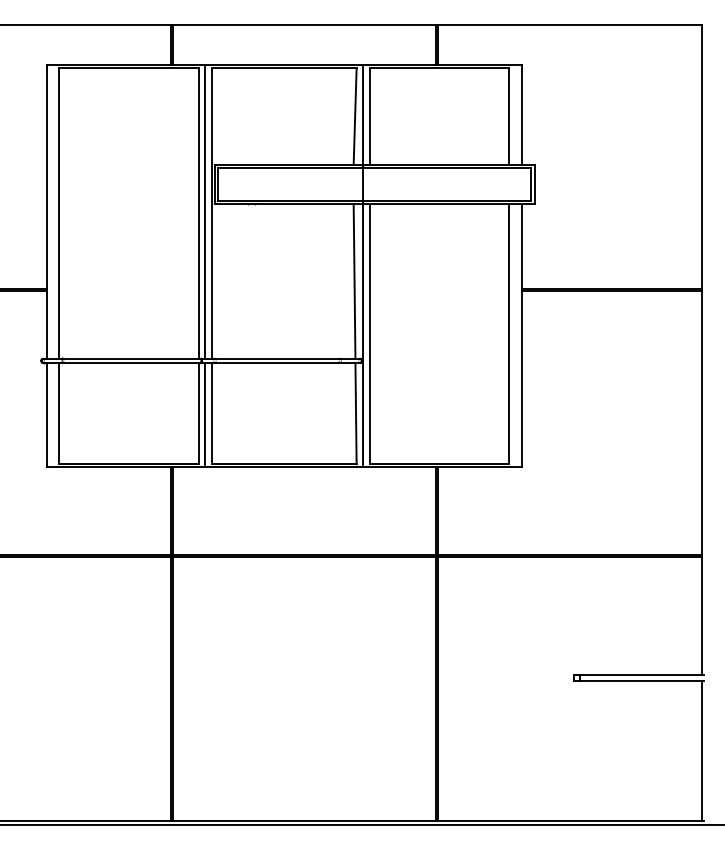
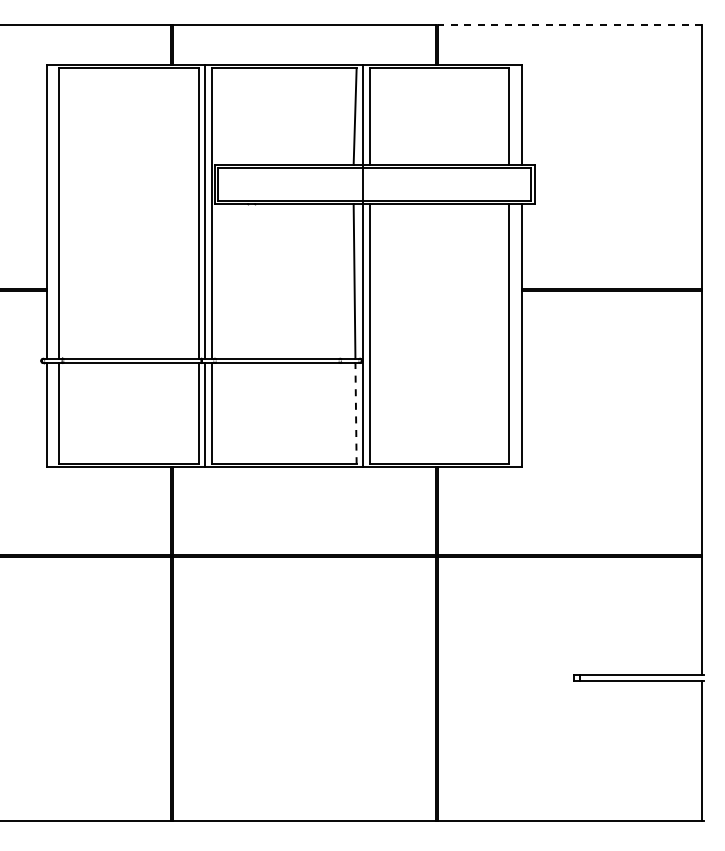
line: solid -> dashed (570, 25)
line: solid -> dashed (356, 413)
line: present -> none (361, 825)
